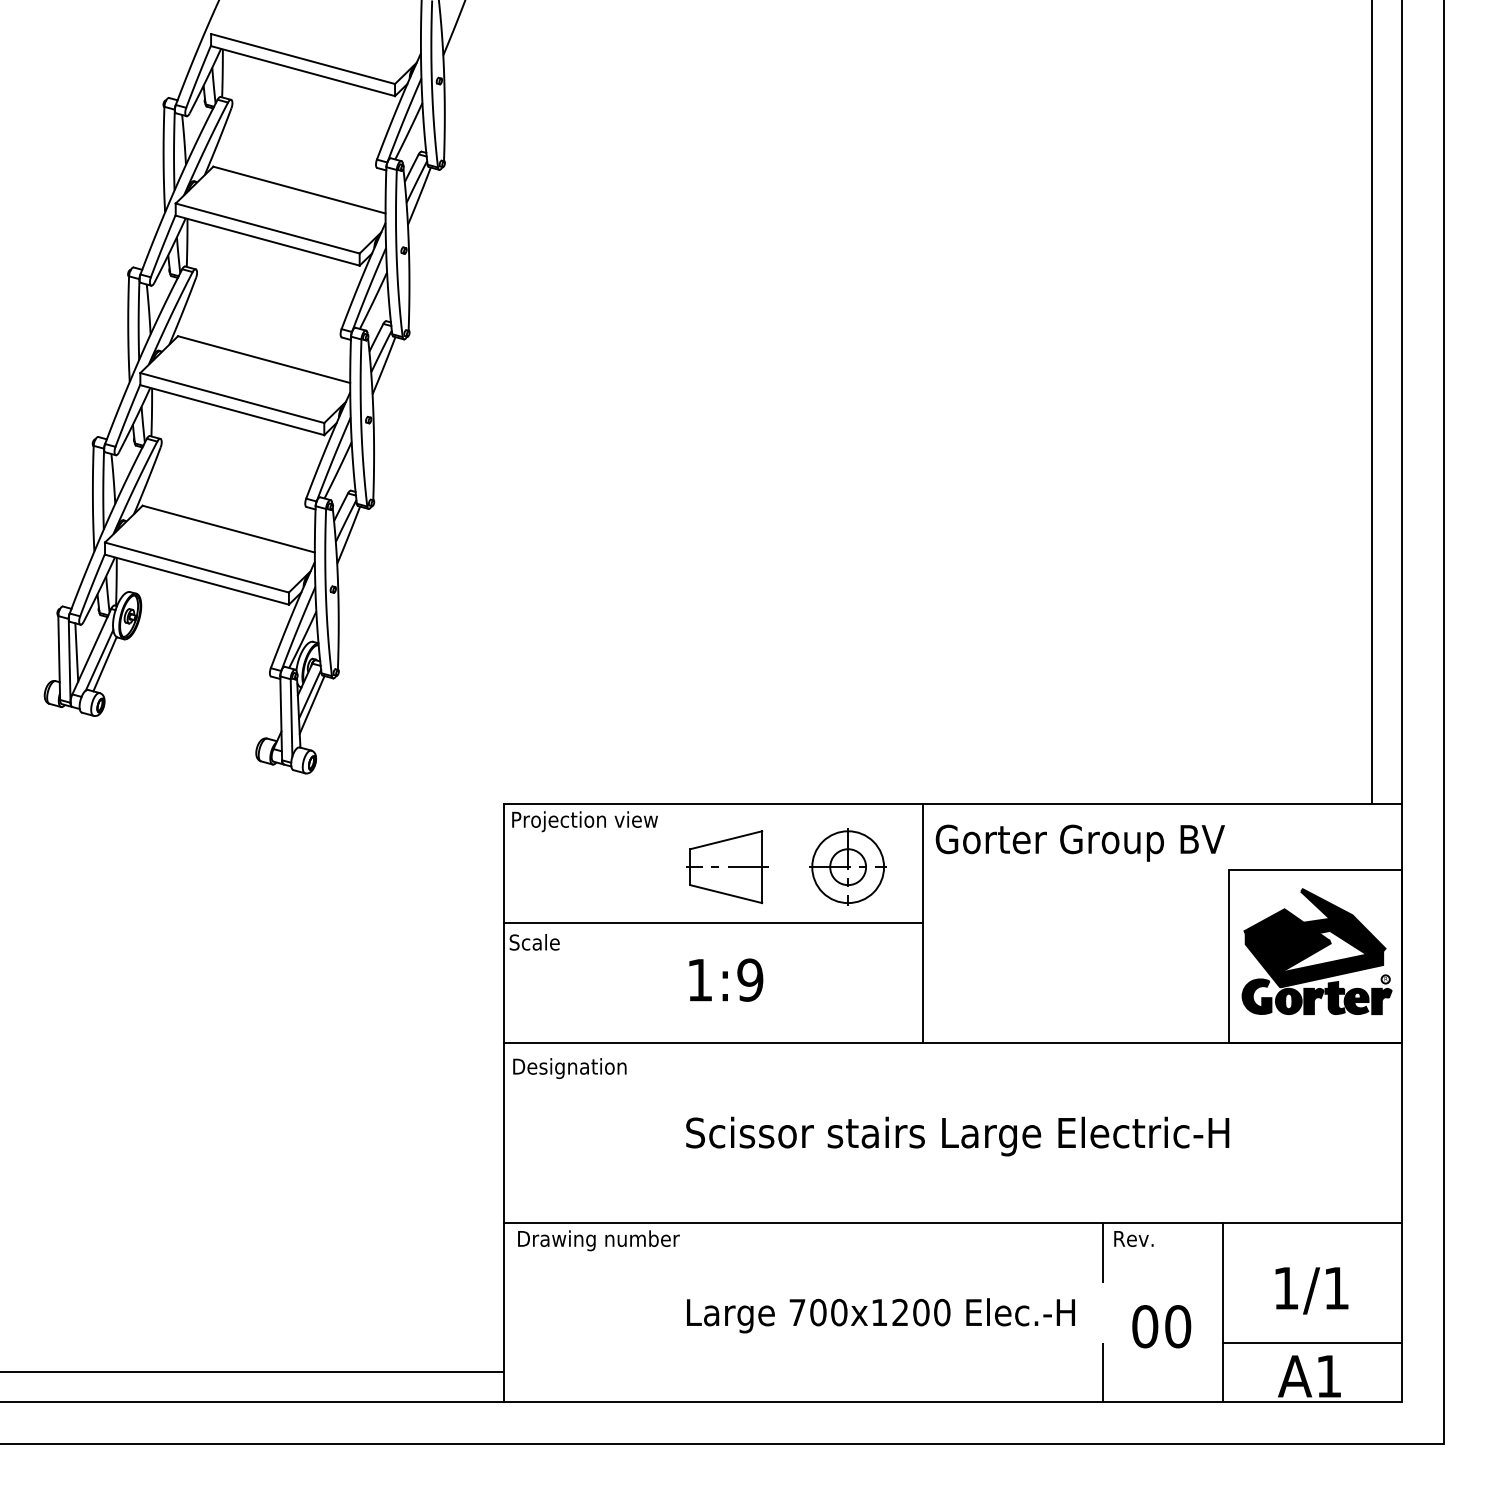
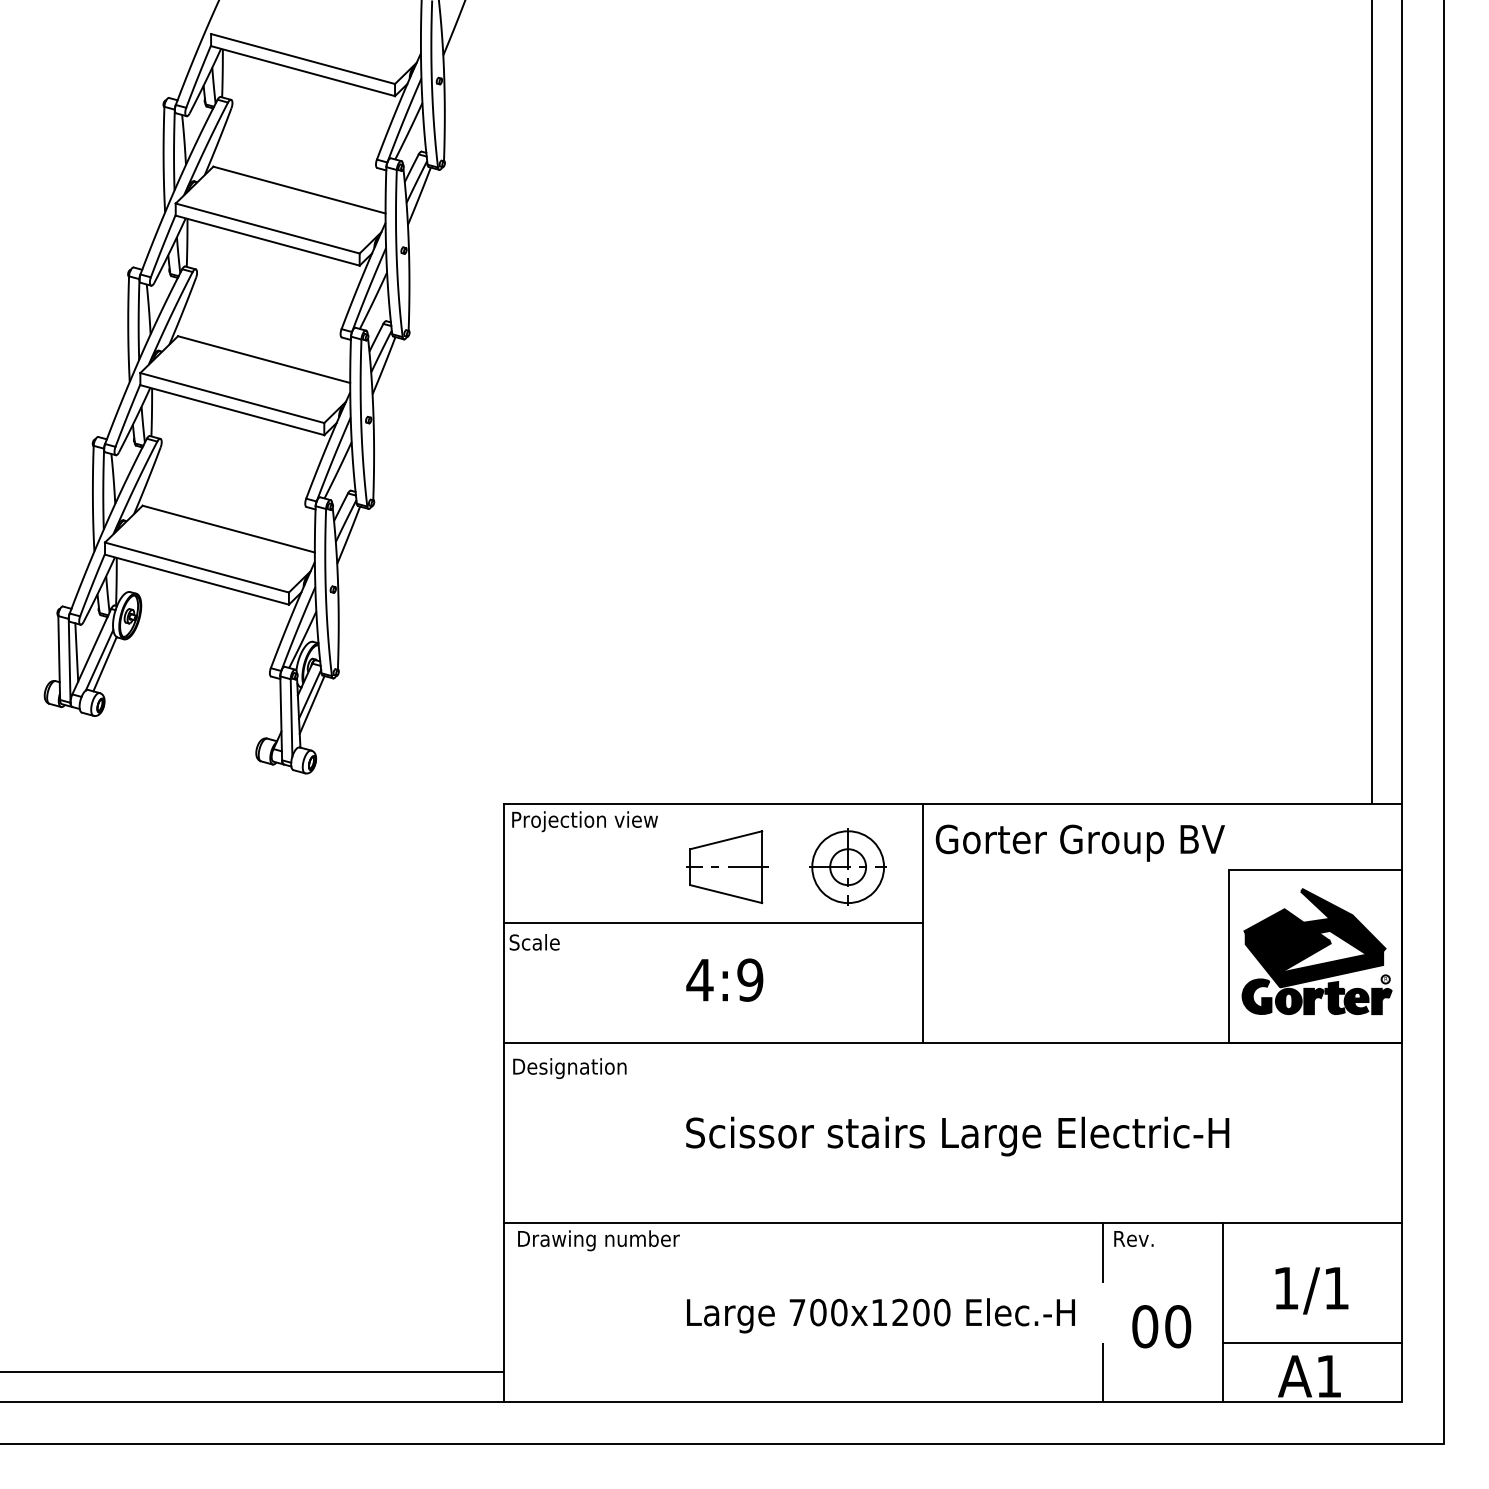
text: 1:9 -> 4:9 (699, 980)
